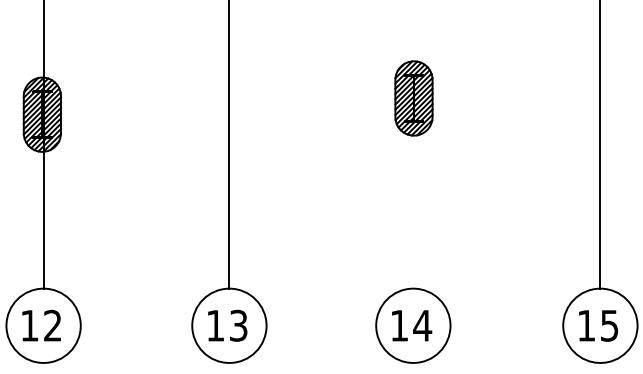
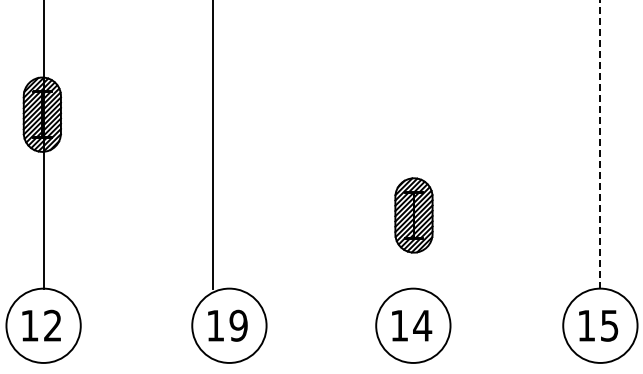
part position: (413, 98) -> (413, 215) (413, 215)
line: solid -> dashed (600, 144)
line position: (229, 145) -> (213, 145) (213, 145)
text: 13 -> 19 (238, 325)
